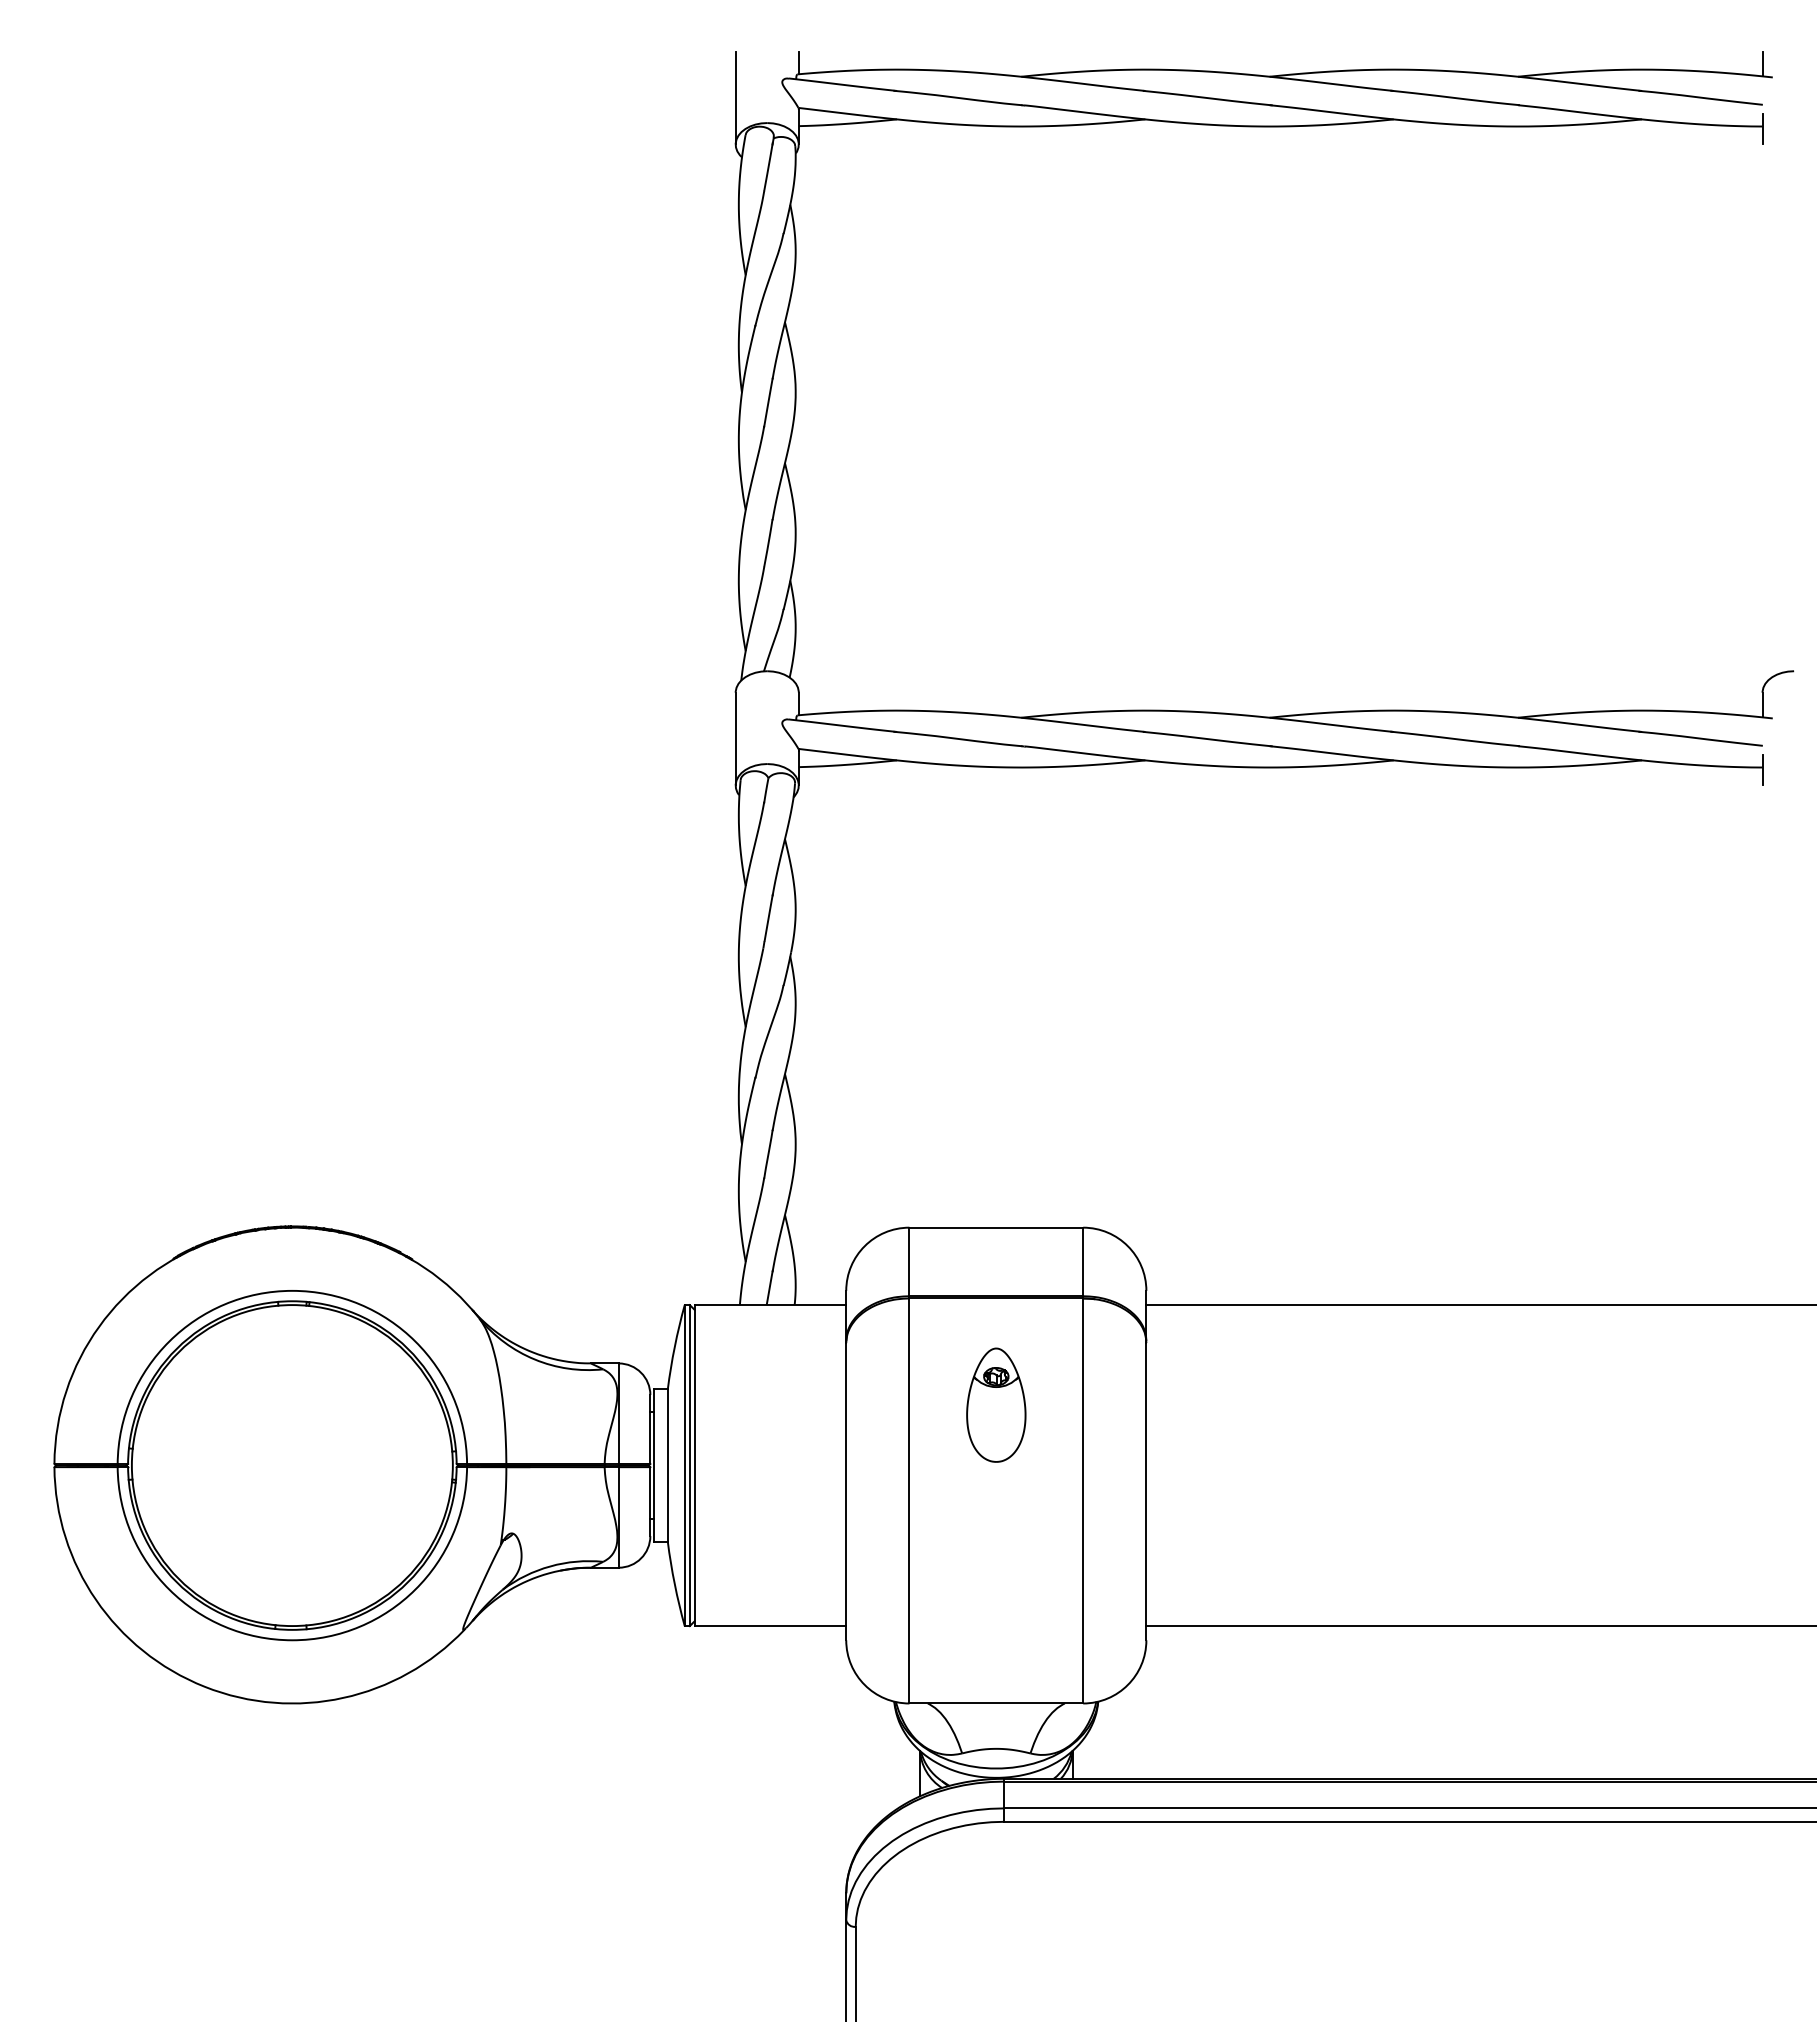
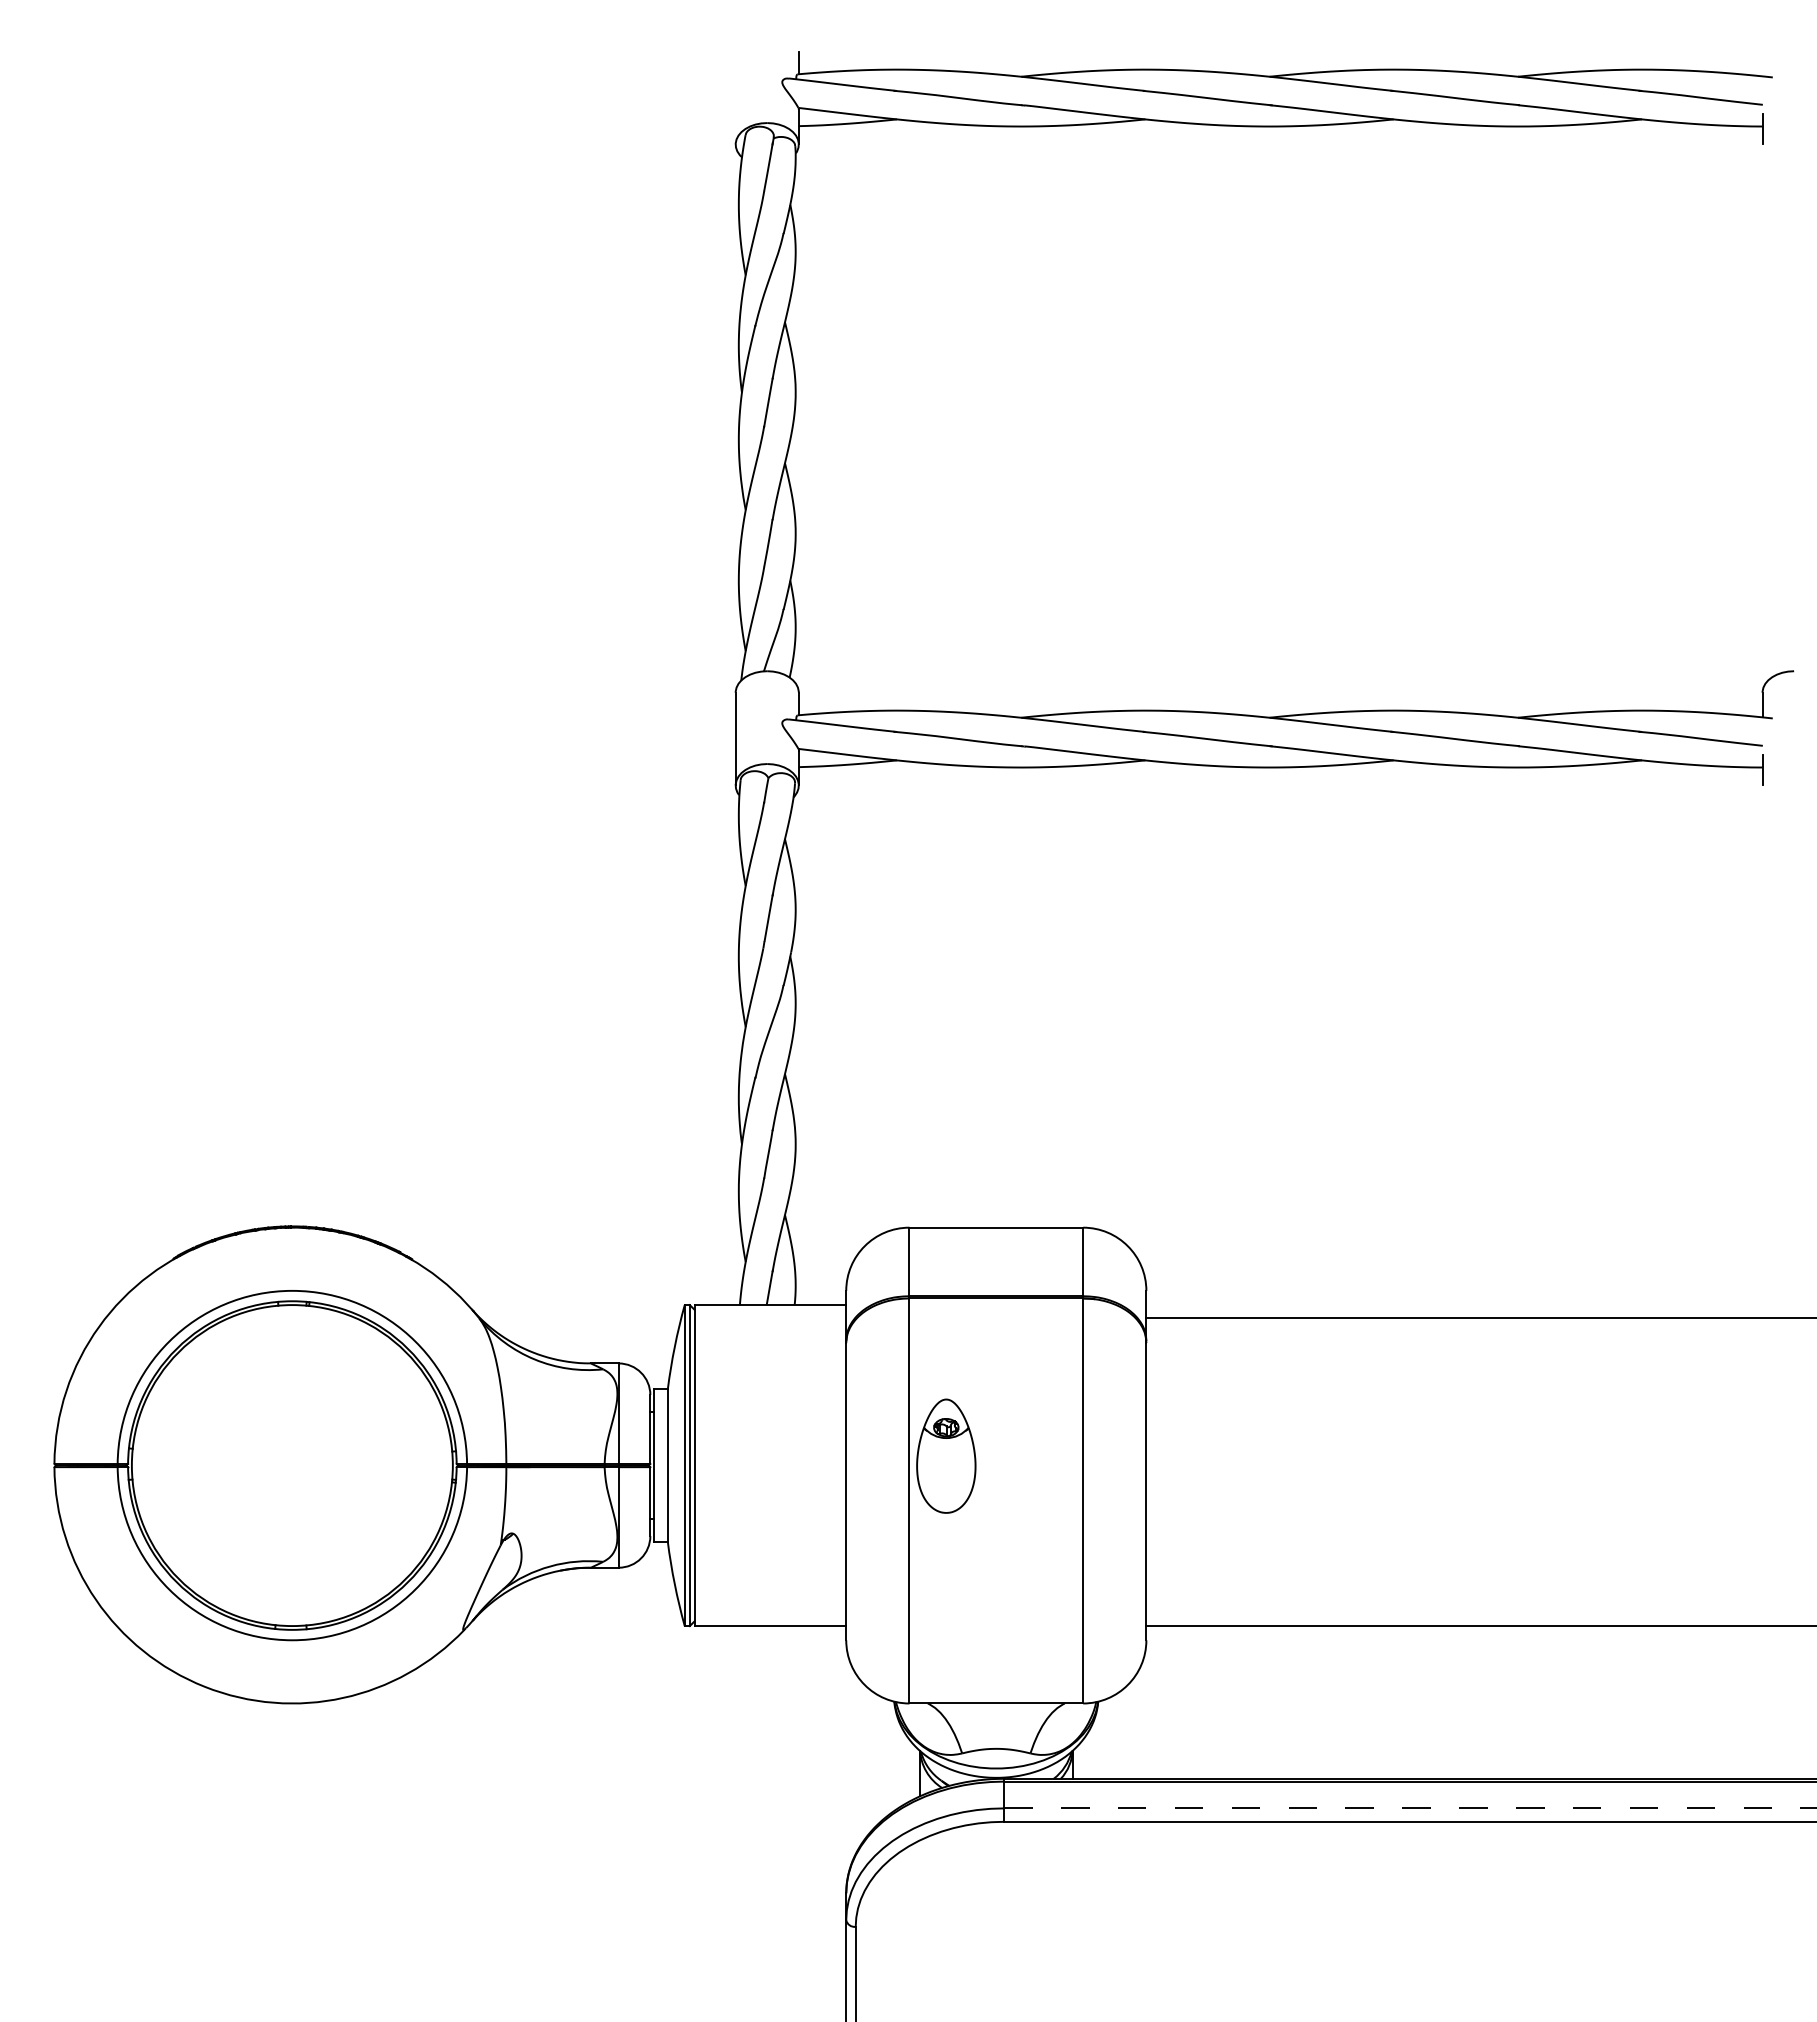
line: present -> none (1762, 63)
line: present -> none (735, 97)
line position: (1479, 1305) -> (1479, 1318) (1479, 1318)
part position: (996, 1404) -> (946, 1455) (946, 1455)
line: solid -> dashed (1410, 1808)
